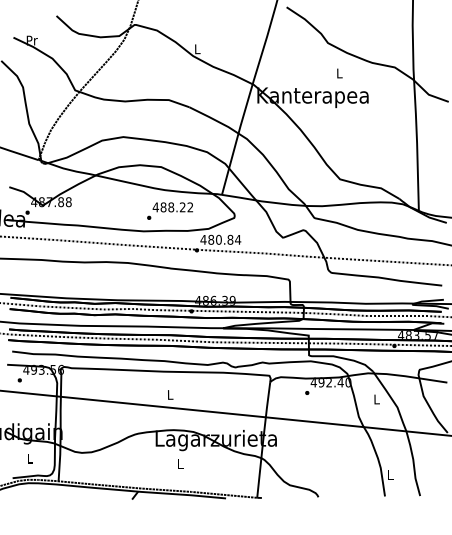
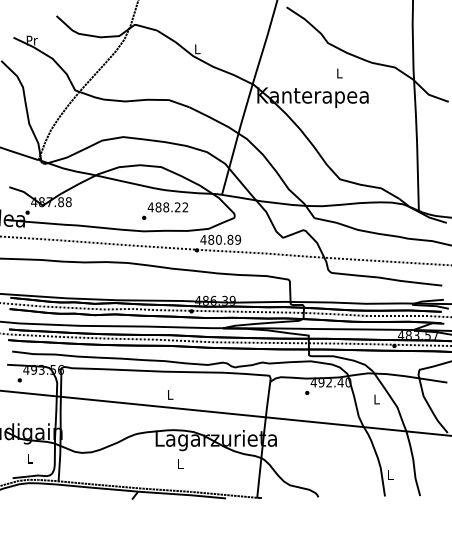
text position: (169, 210) -> (164, 210) (164, 210)
text: 480.84 -> 480.89 (238, 239)
